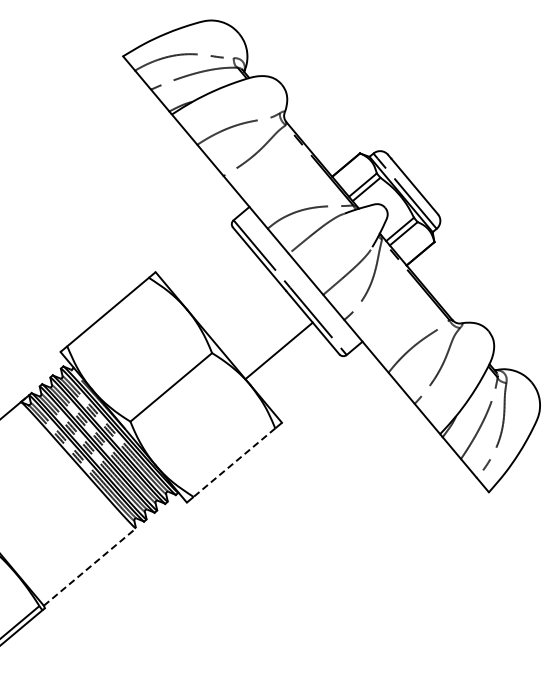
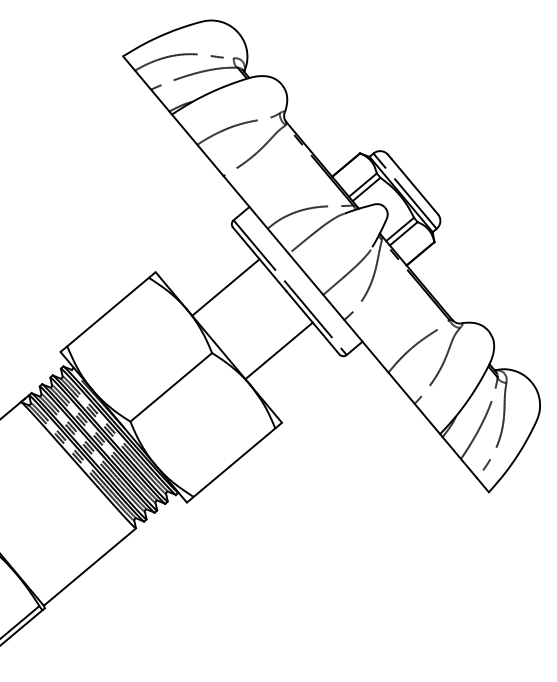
line: none -> present (225, 287)
line: dashed -> solid (234, 463)
line: dashed -> solid (90, 566)
